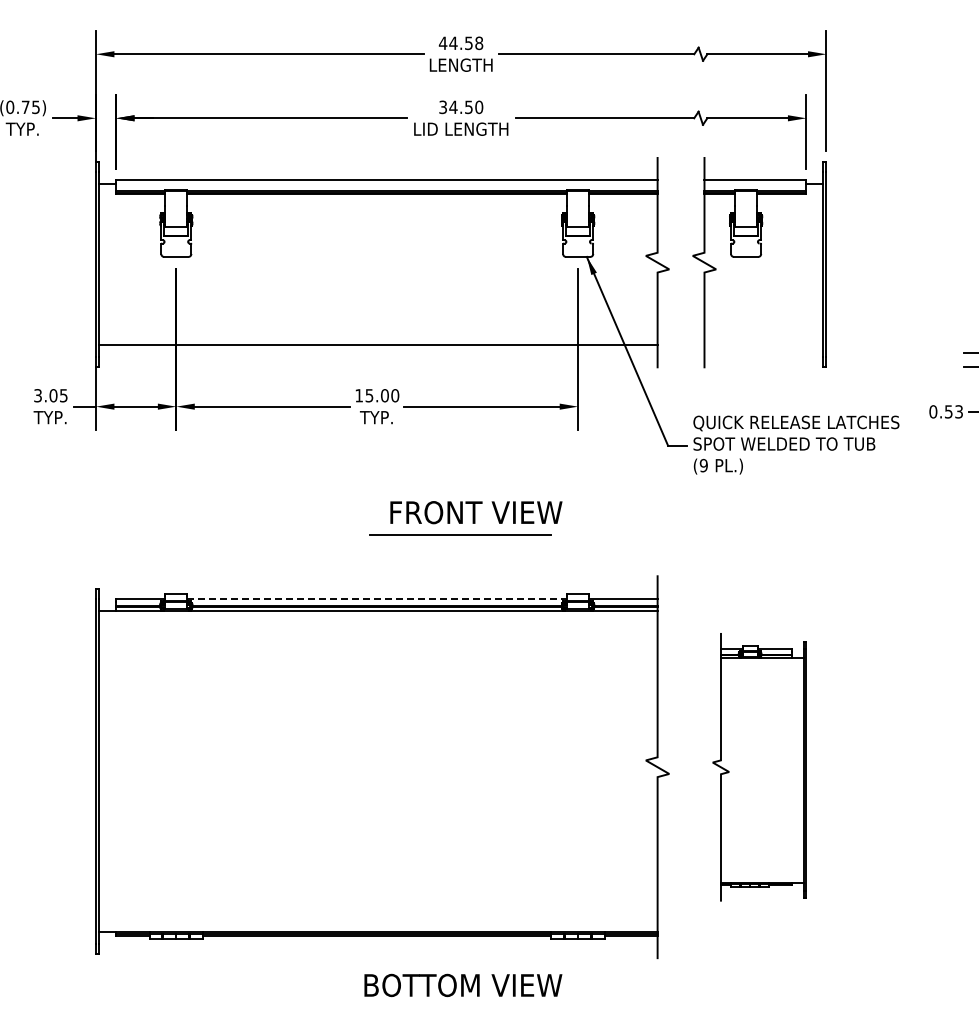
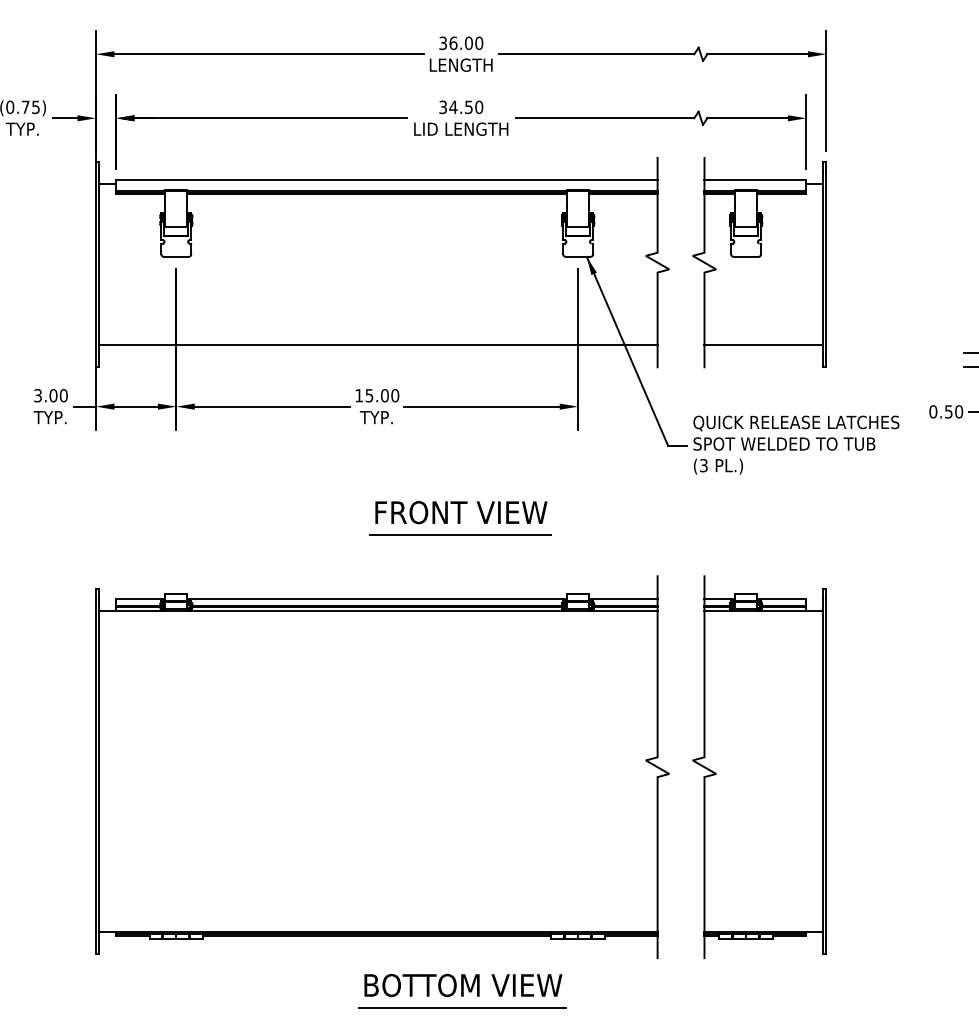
text: 44.58 -> 36.00 (460, 43)
line: none -> present (763, 344)
text: 3.05 -> 3.00 (63, 395)
text: 0.53 -> 0.50 (959, 411)
text: (9 -> (3 (703, 465)
text position: (476, 512) -> (461, 512) (461, 512)
line: dashed -> solid (377, 598)
part size: 95x269 px -> 135x385 px (759, 767)
line: none -> present (462, 1007)
